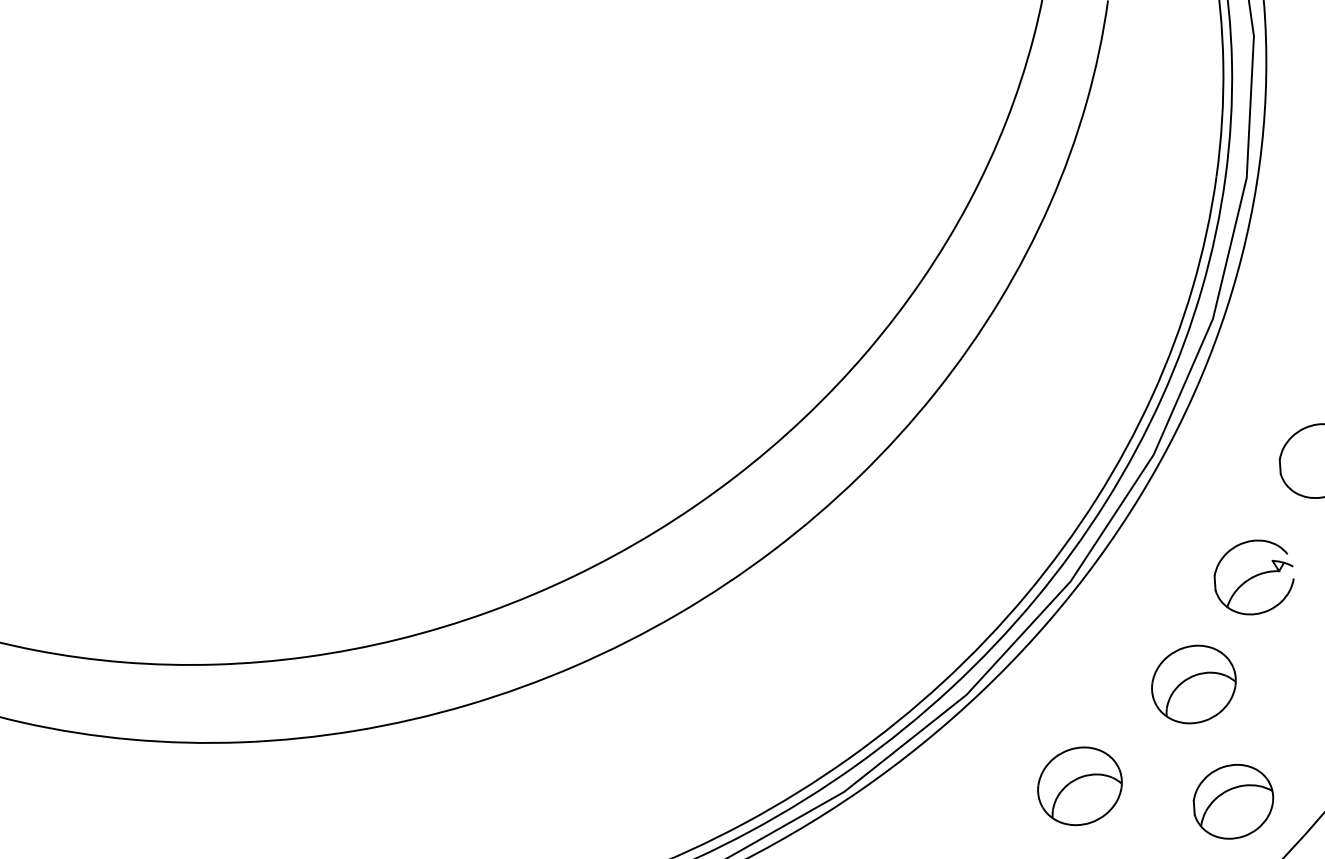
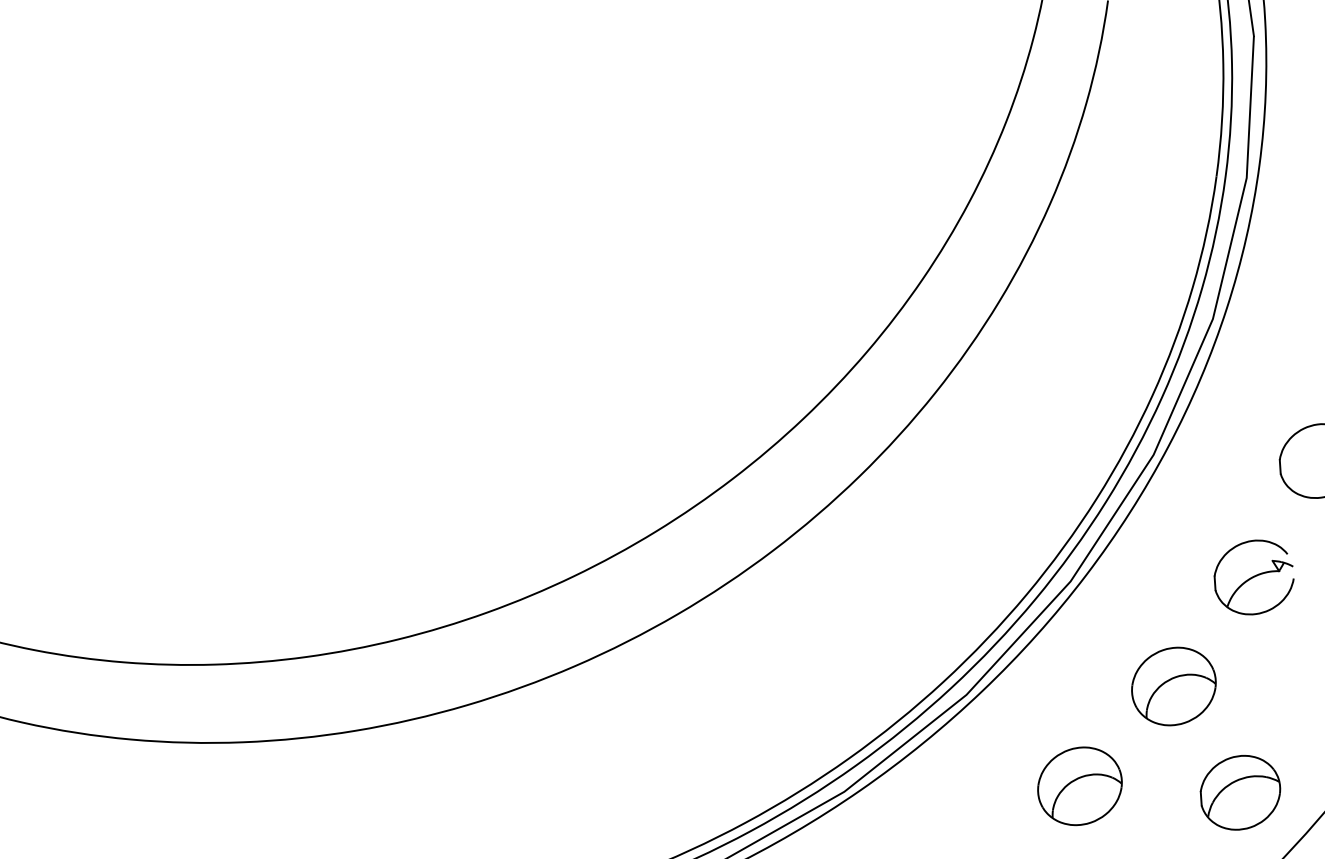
part position: (1193, 684) -> (1173, 686) (1173, 686)
part position: (1233, 801) -> (1240, 792) (1240, 792)
